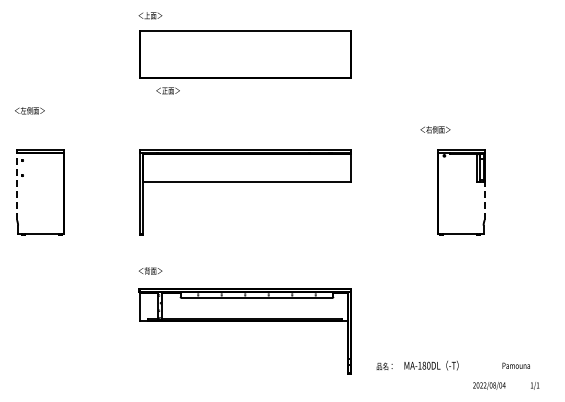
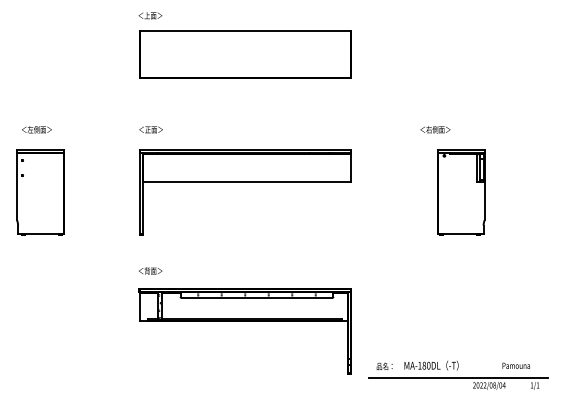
text position: (167, 90) -> (150, 129) (150, 129)
text position: (29, 110) -> (36, 129) (36, 129)
line: dashed -> solid (16, 186)
line: dashed -> solid (484, 200)
line: none -> present (458, 377)
